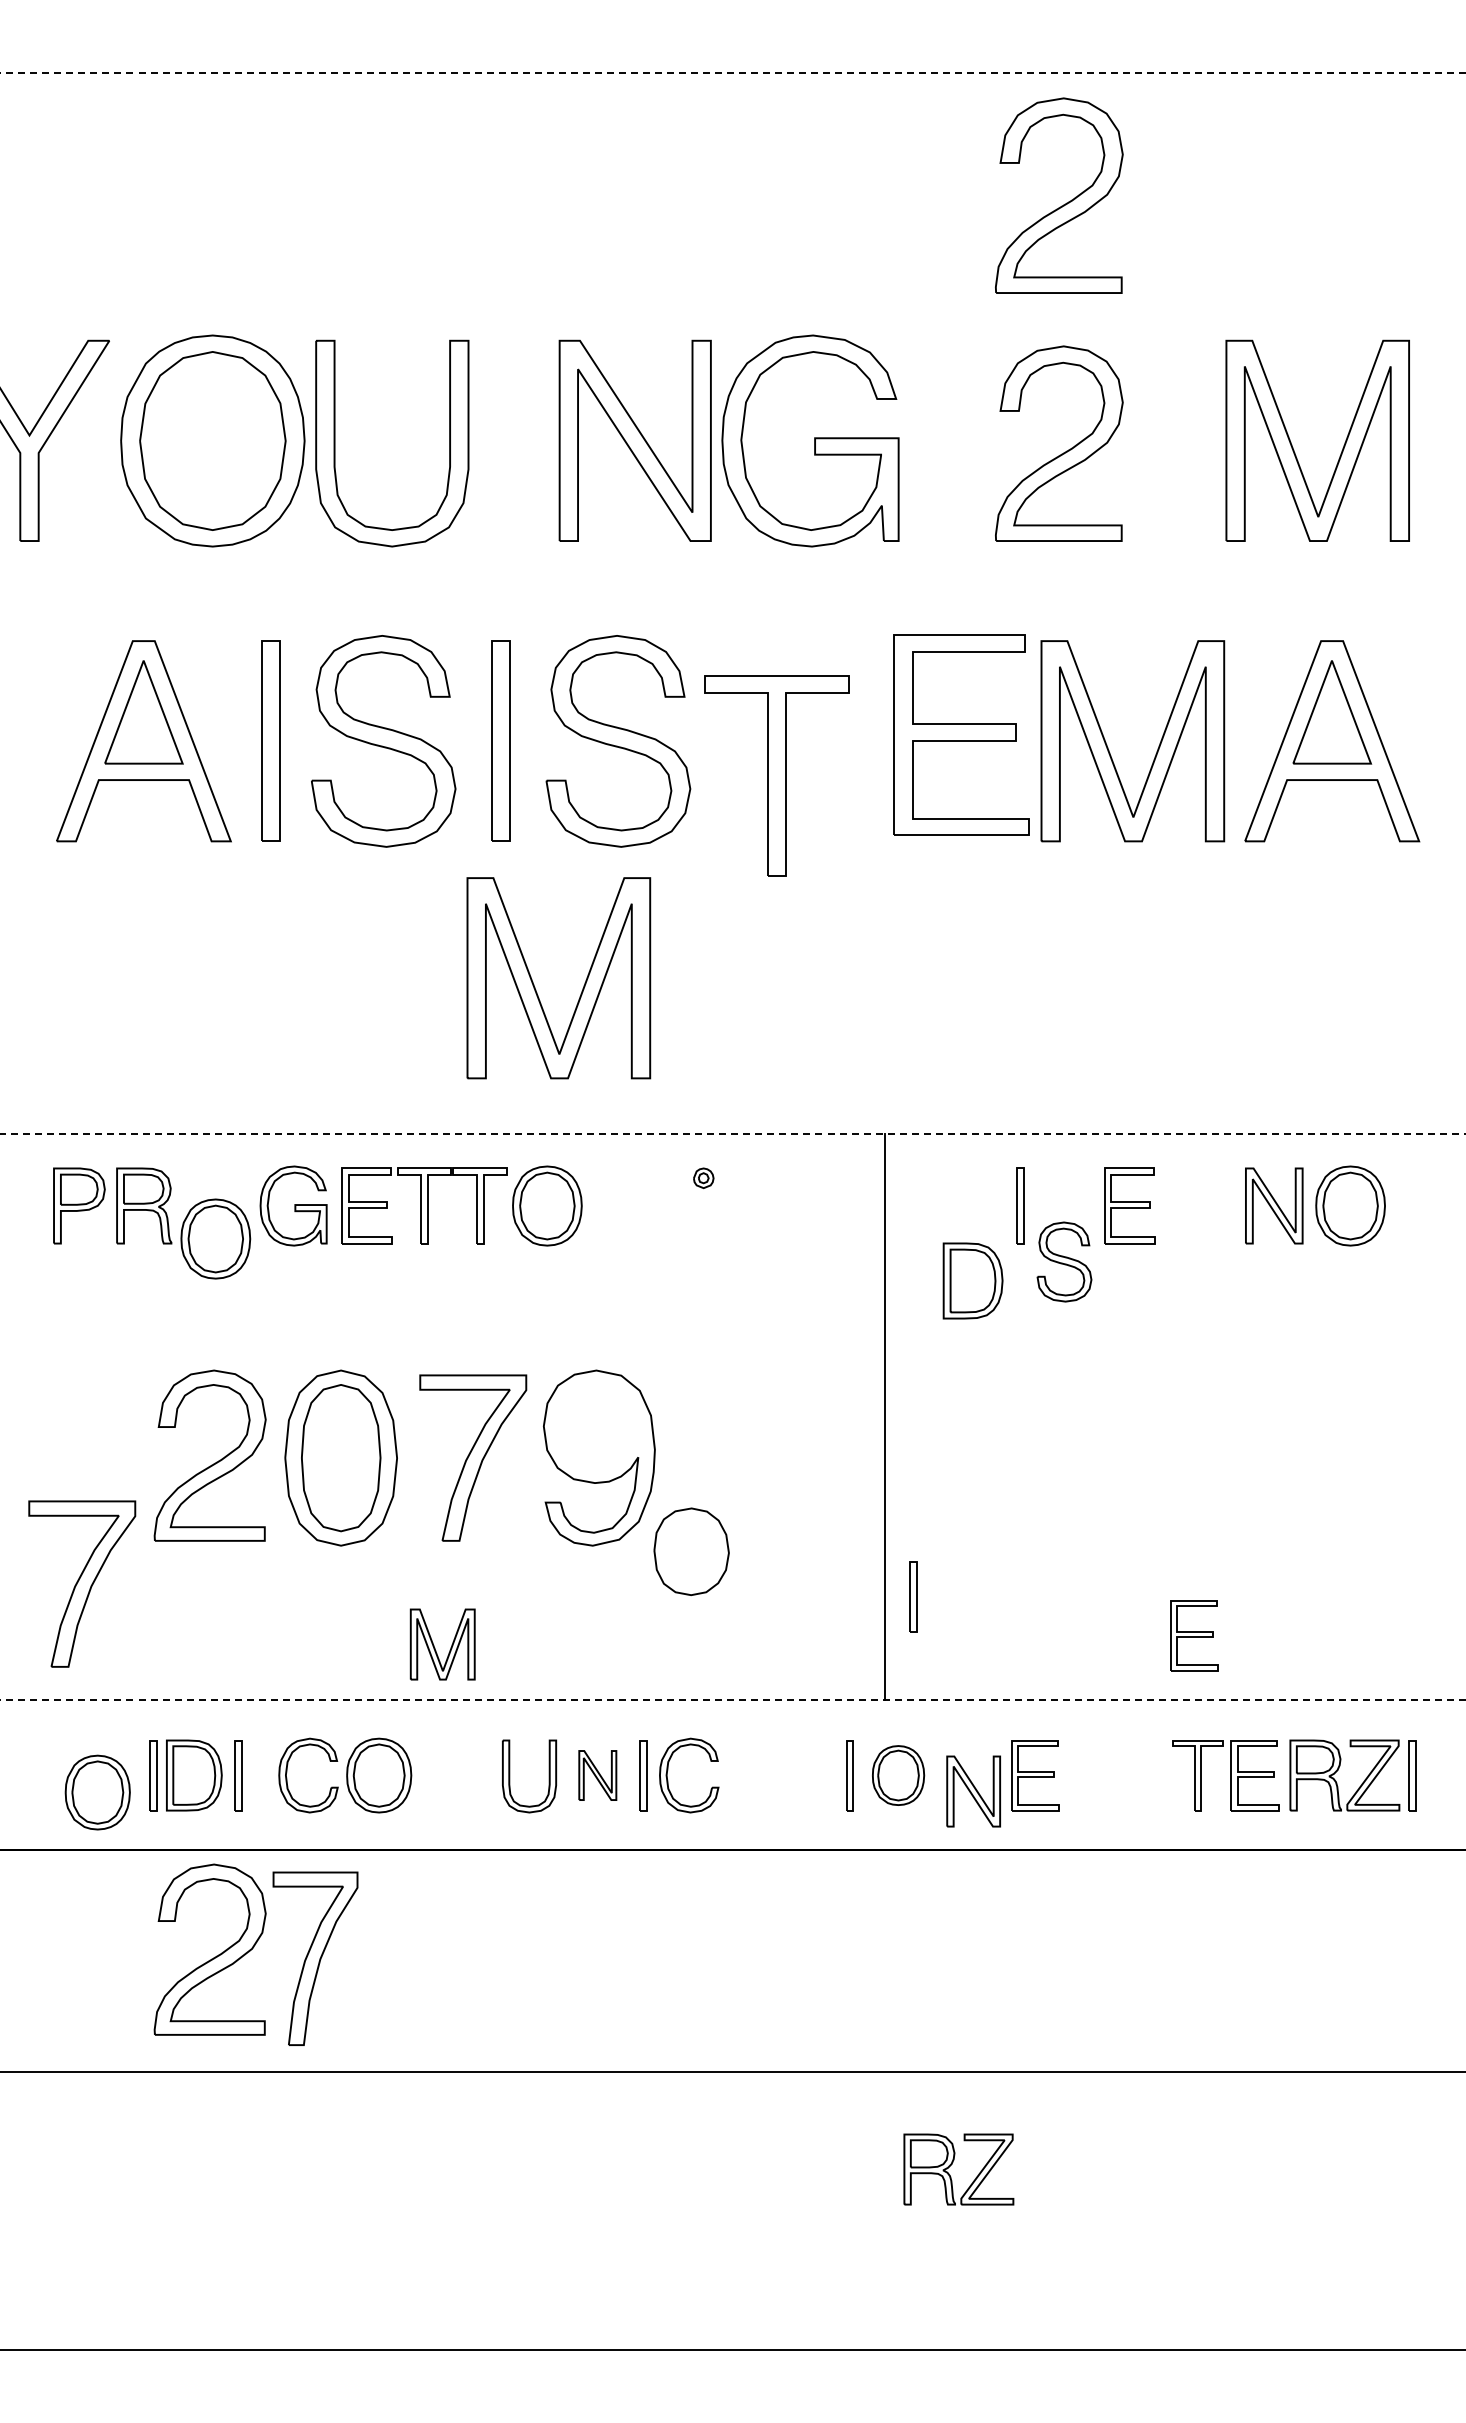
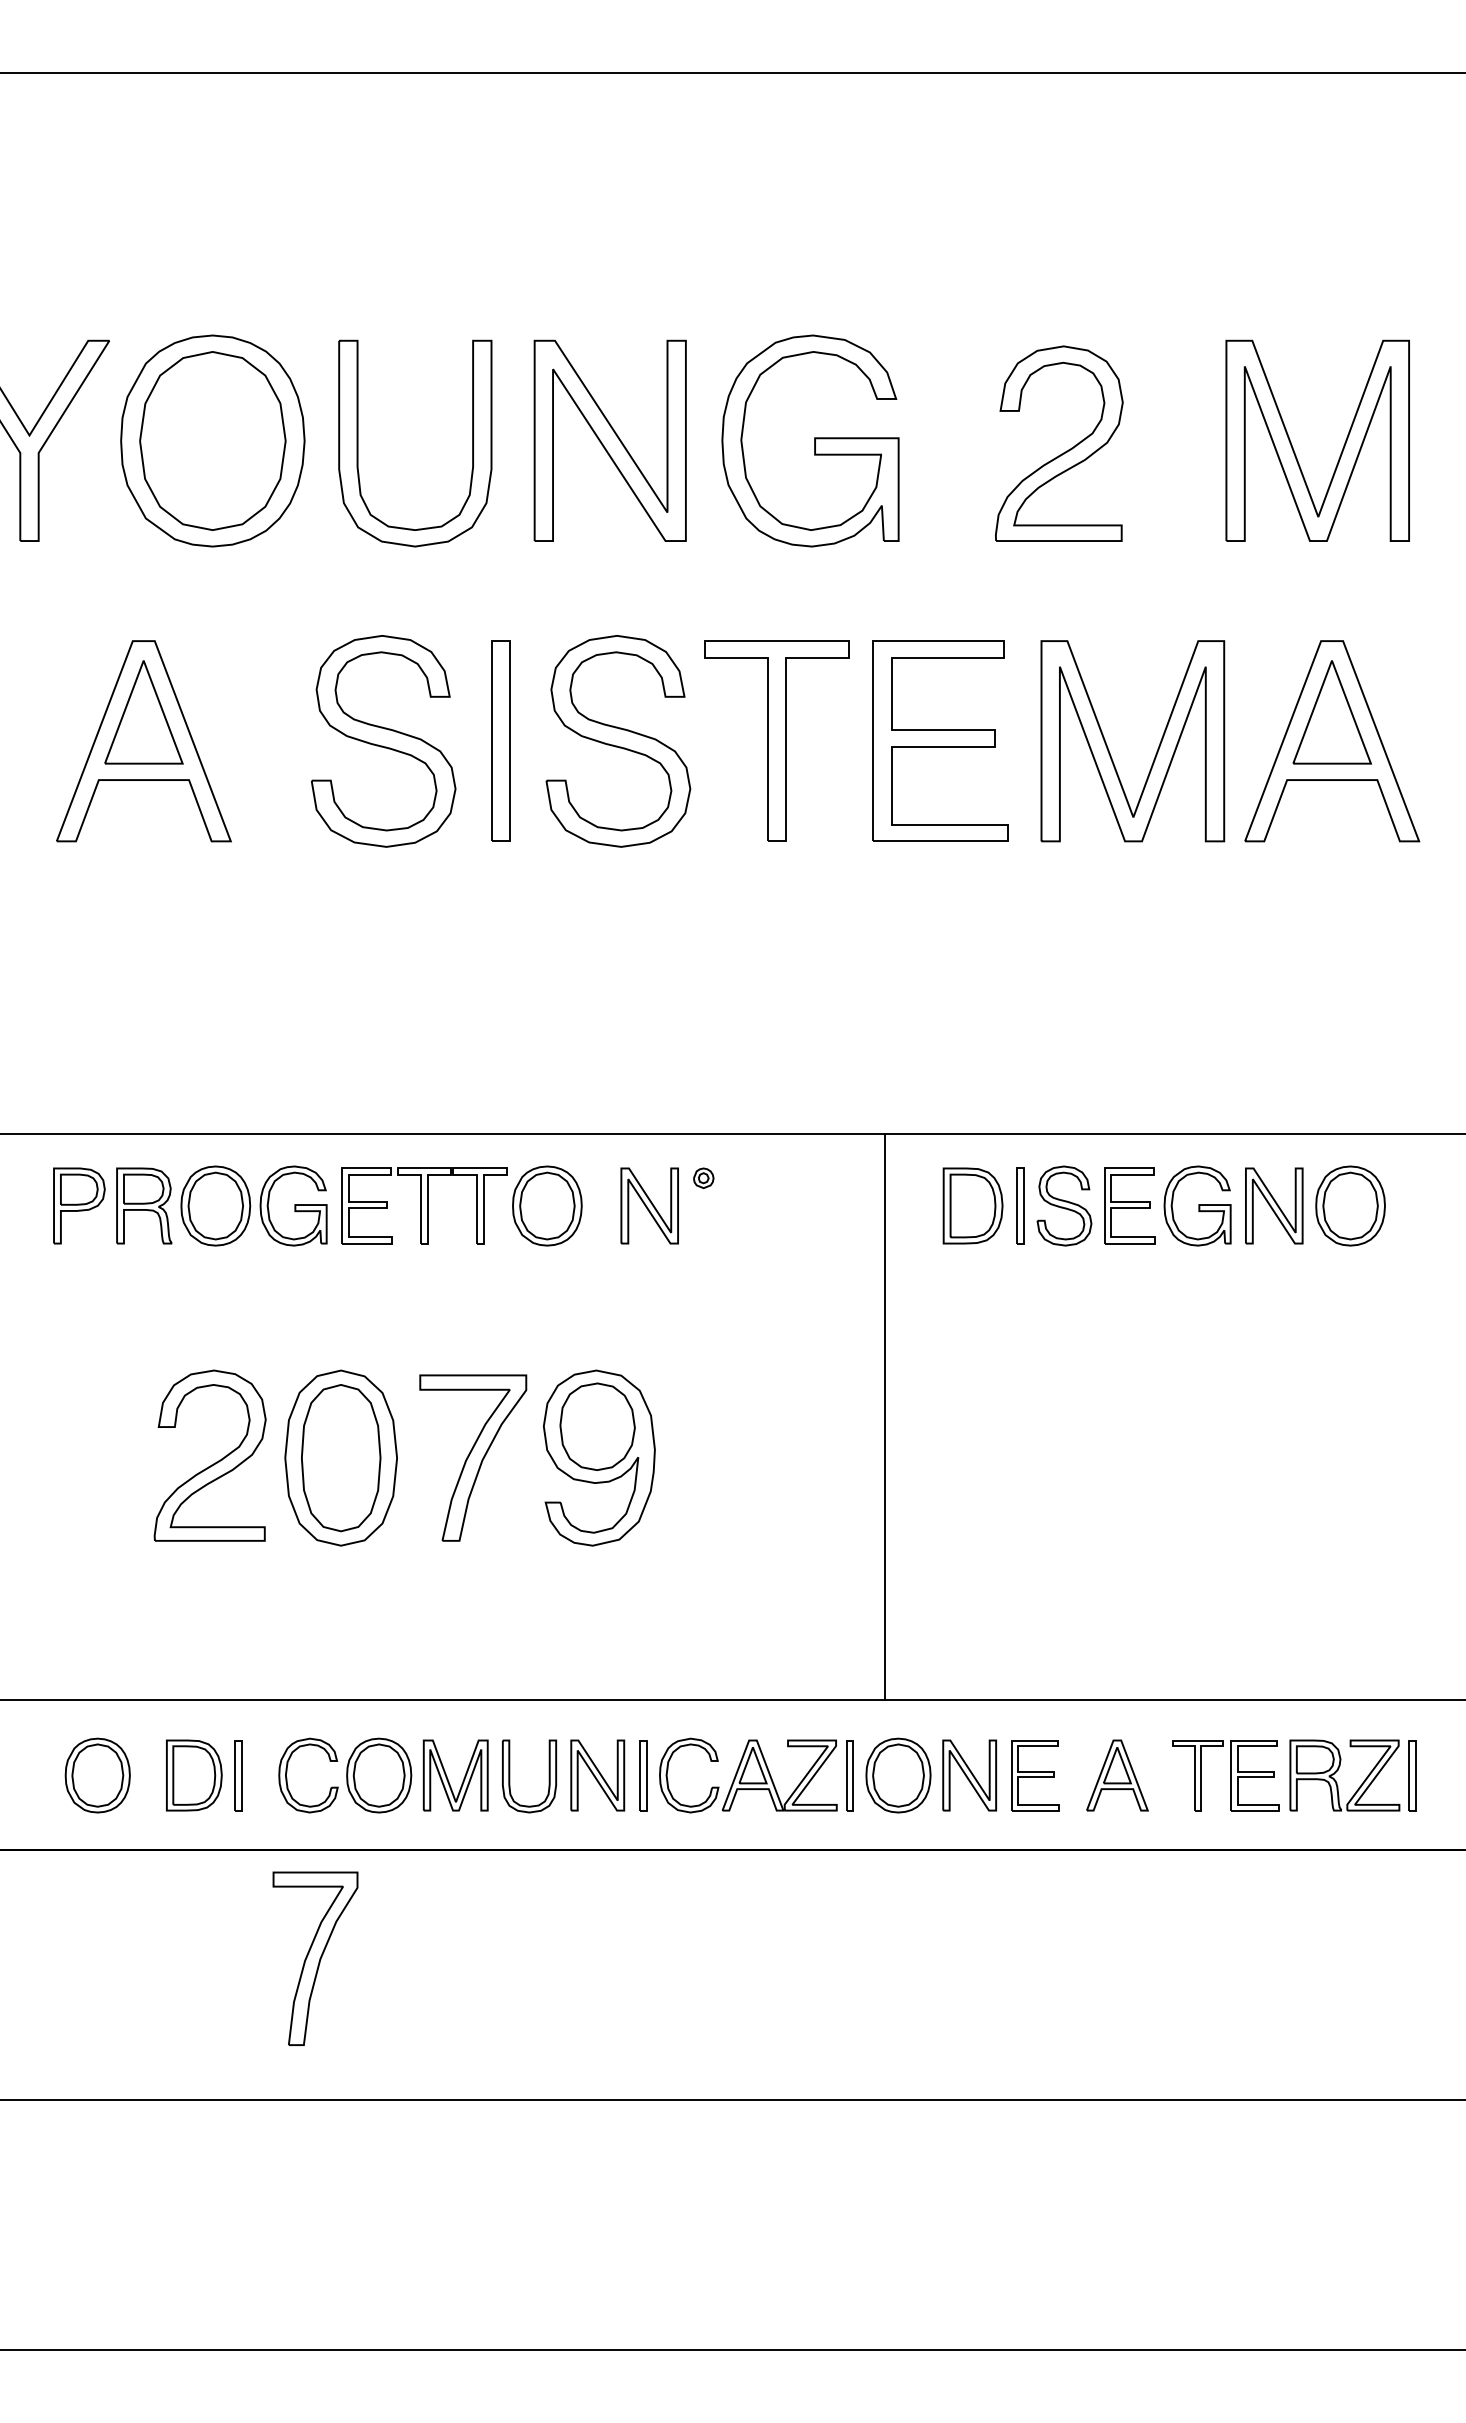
line: dashed -> solid (733, 72)
part: present -> none (1063, 204)
part position: (634, 440) -> (609, 440) (609, 440)
part position: (335, 443) -> (358, 443) (358, 443)
part position: (961, 734) -> (940, 740) (940, 740)
part: present -> none (270, 740)
part position: (776, 775) -> (776, 740) (776, 740)
part: present -> none (536, 989)
line: dashed -> solid (733, 1133)
part: none -> present (649, 1205)
part: none -> present (1197, 1205)
part position: (215, 1238) -> (215, 1205) (215, 1205)
part position: (1064, 1261) -> (1064, 1205) (1064, 1205)
part position: (972, 1280) -> (972, 1205) (972, 1205)
part position: (691, 1551) -> (597, 1426) (597, 1426)
part: present -> none (82, 1583)
part: present -> none (913, 1596)
part: present -> none (1194, 1635)
part position: (435, 1647) -> (448, 1778) (448, 1778)
line: dashed -> solid (733, 1699)
part: present -> none (153, 1775)
part size: 40x51 px -> 56x73 px (597, 1775)
part size: 54x61 px -> 67x77 px (898, 1775)
part: none -> present (1117, 1775)
part: none -> present (772, 1778)
part position: (973, 1791) -> (969, 1775) (969, 1775)
part position: (97, 1792) -> (97, 1775) (97, 1775)
part: present -> none (213, 1957)
line position: (732, 2072) -> (732, 2100) (732, 2100)
part: present -> none (952, 2164)
